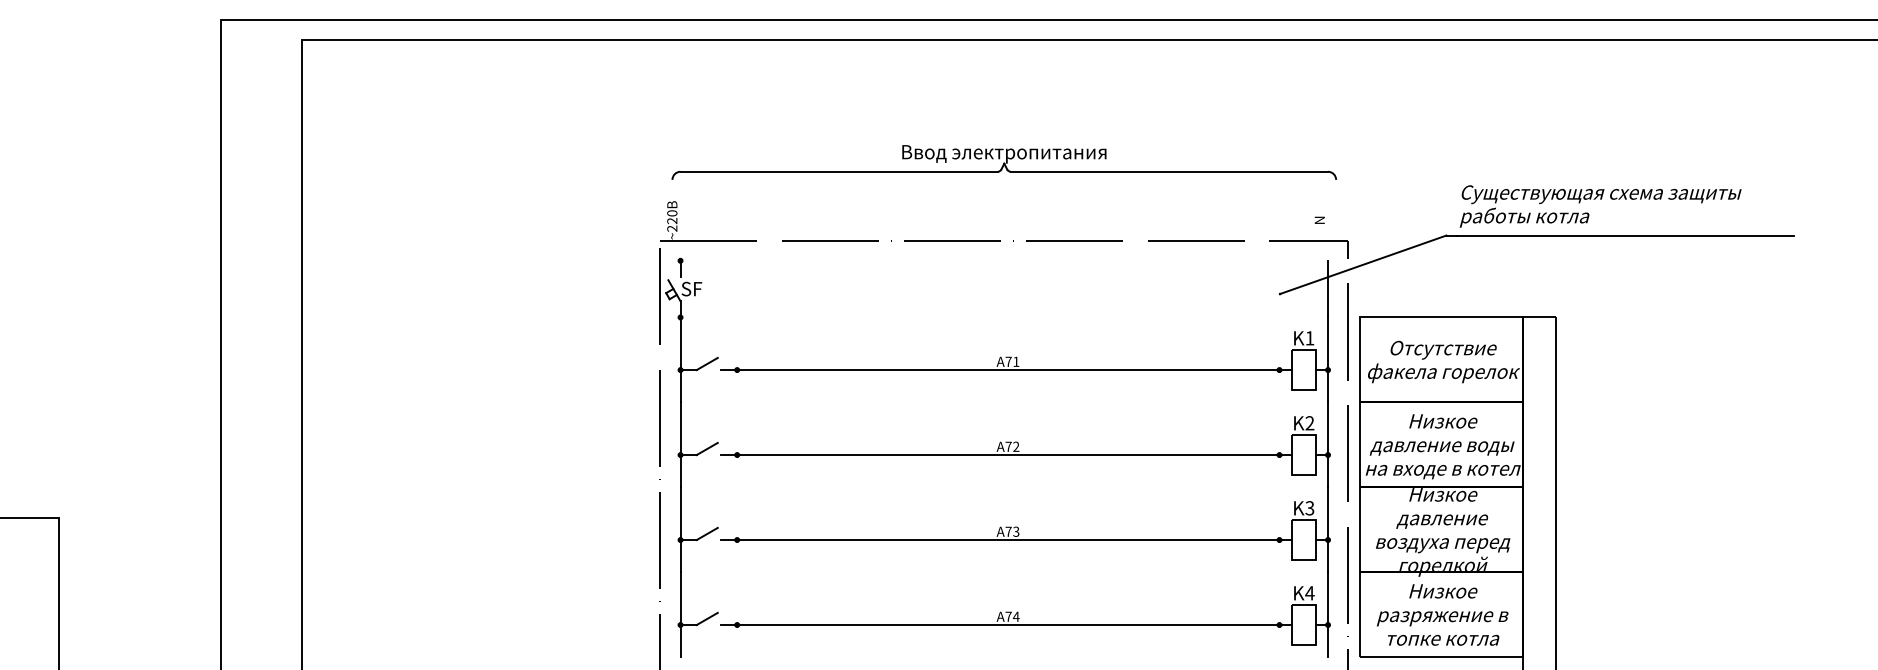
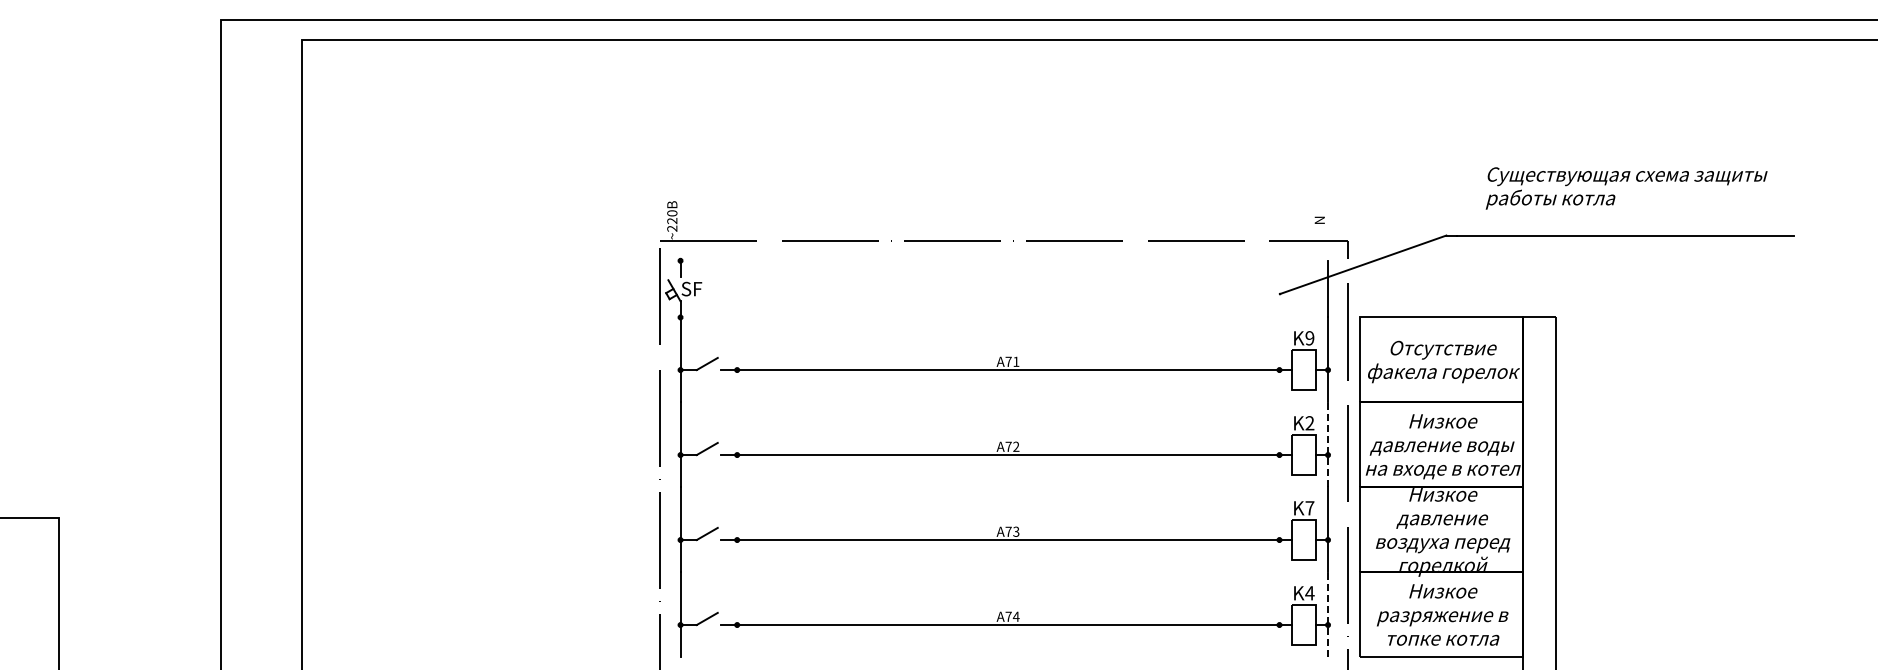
part: present -> none (1003, 162)
text position: (1600, 206) -> (1626, 188) (1626, 188)
text: K1 -> K9 (1309, 338)
line: solid -> dashed (1328, 444)
text: K3 -> K7 (1309, 508)
line: solid -> dashed (1328, 614)
